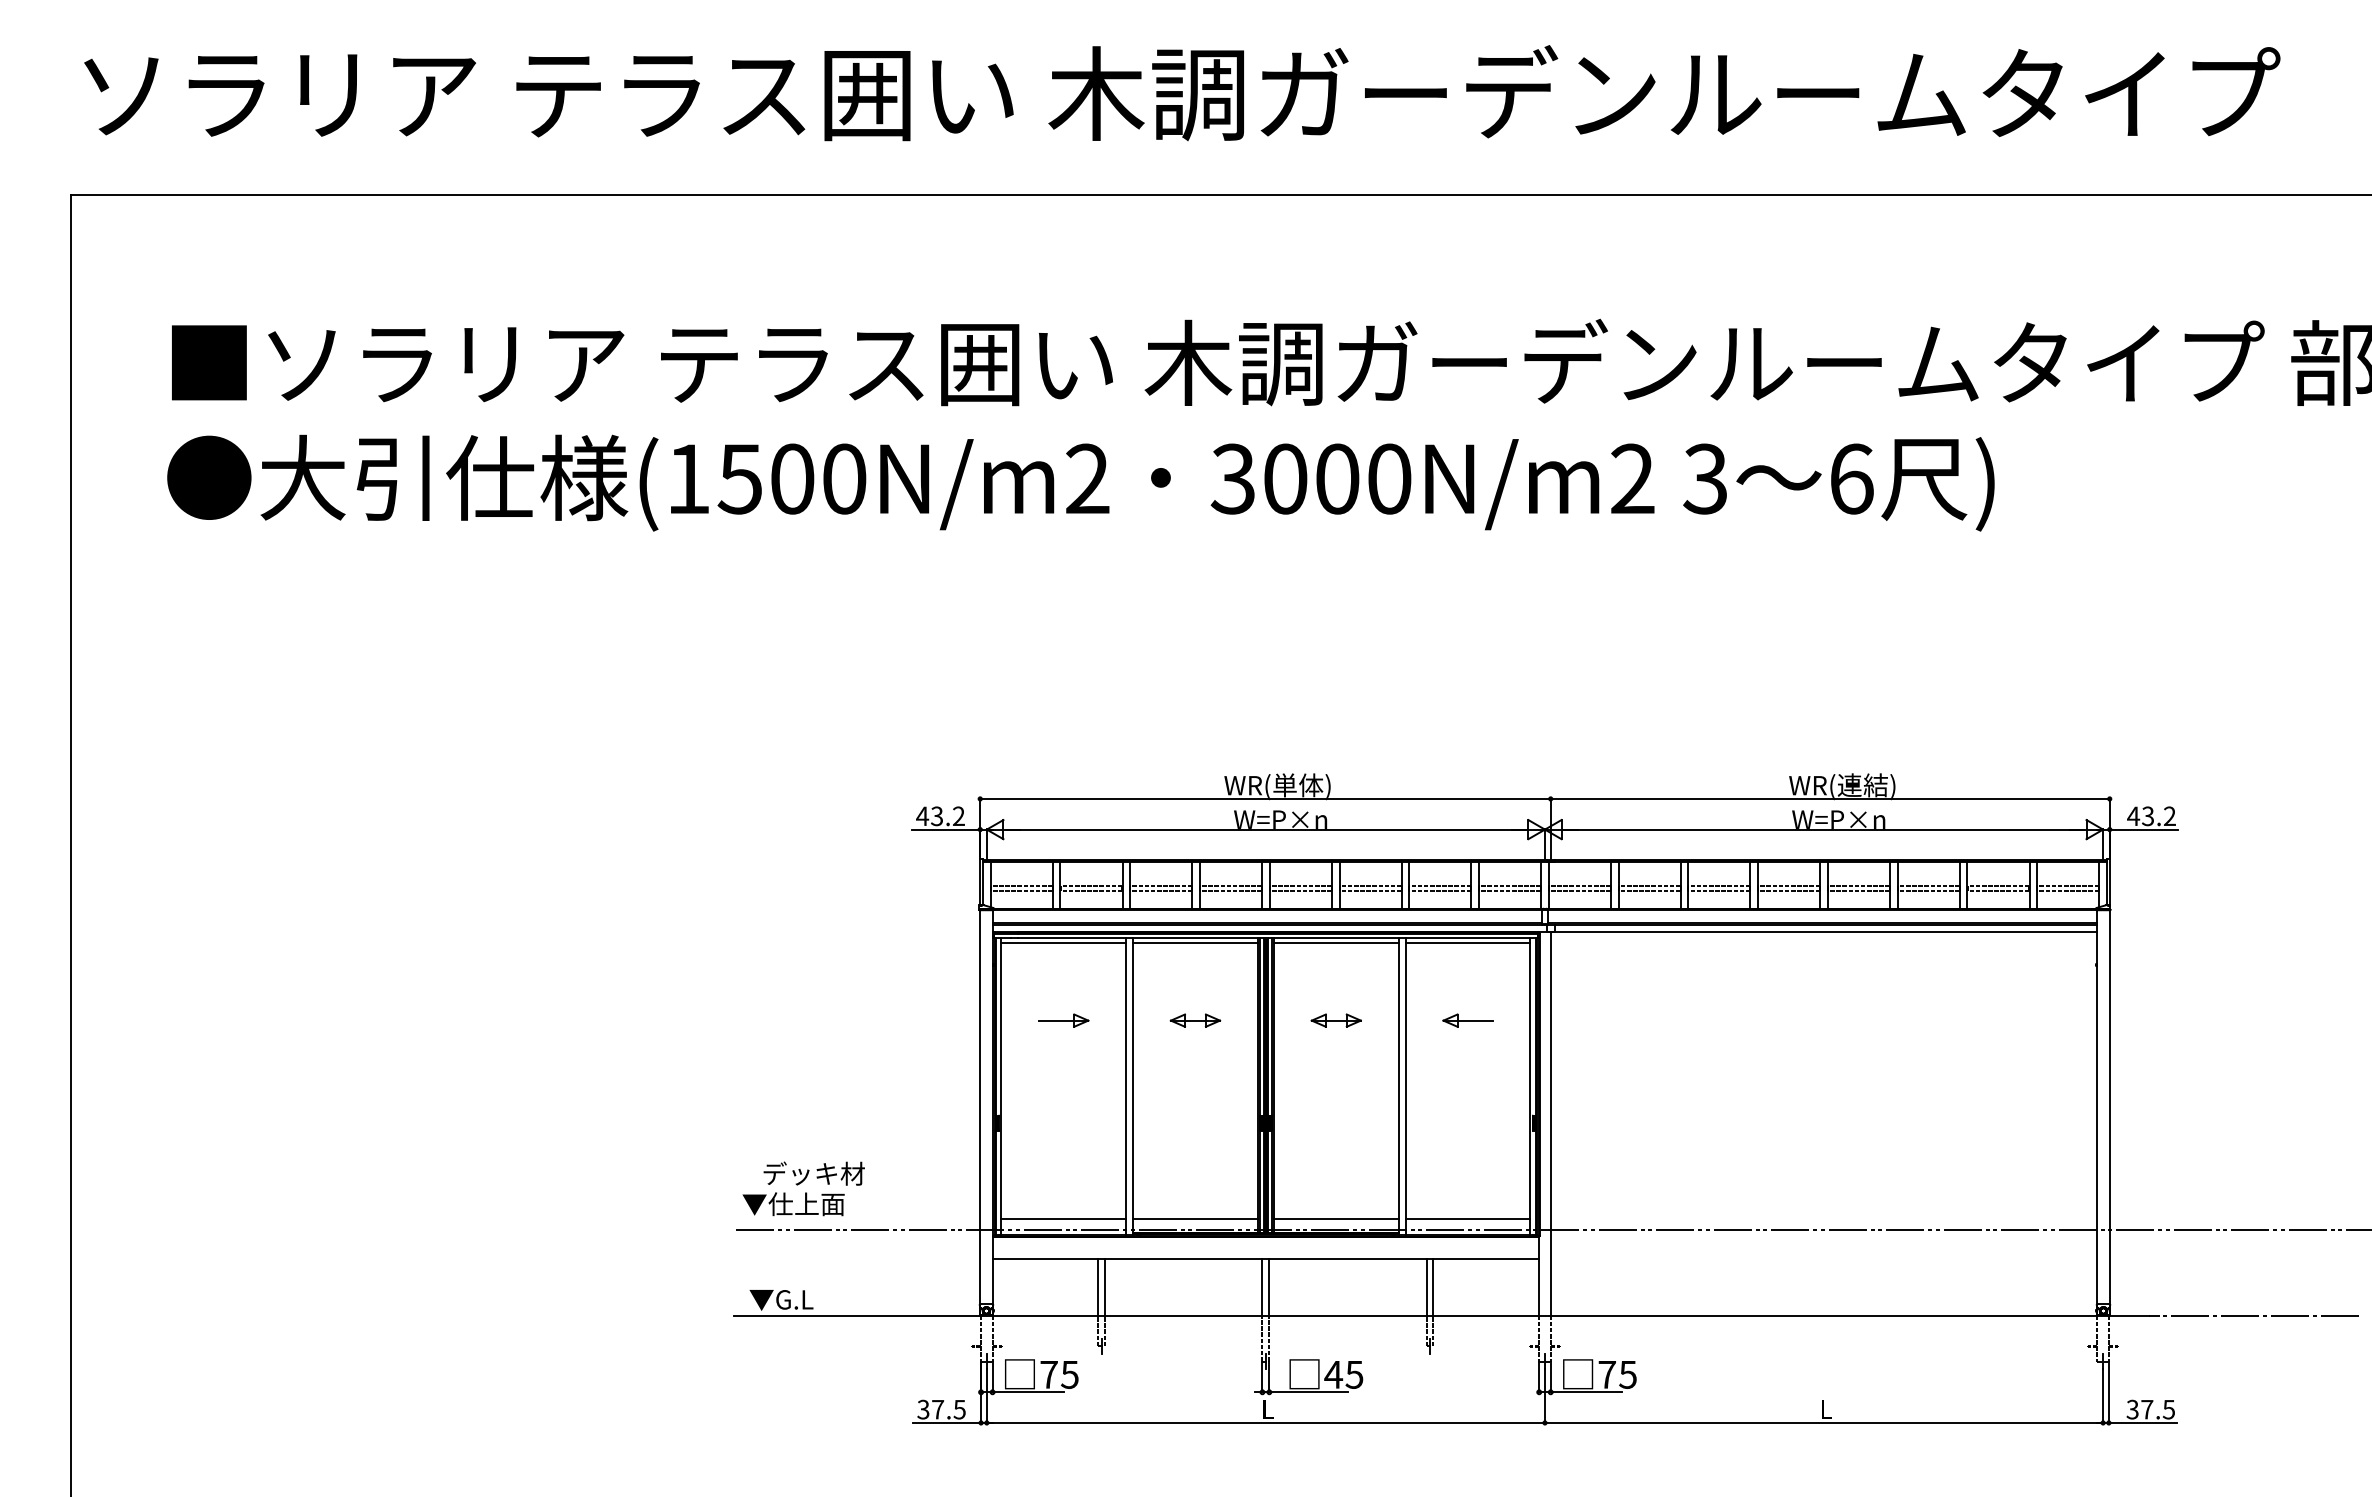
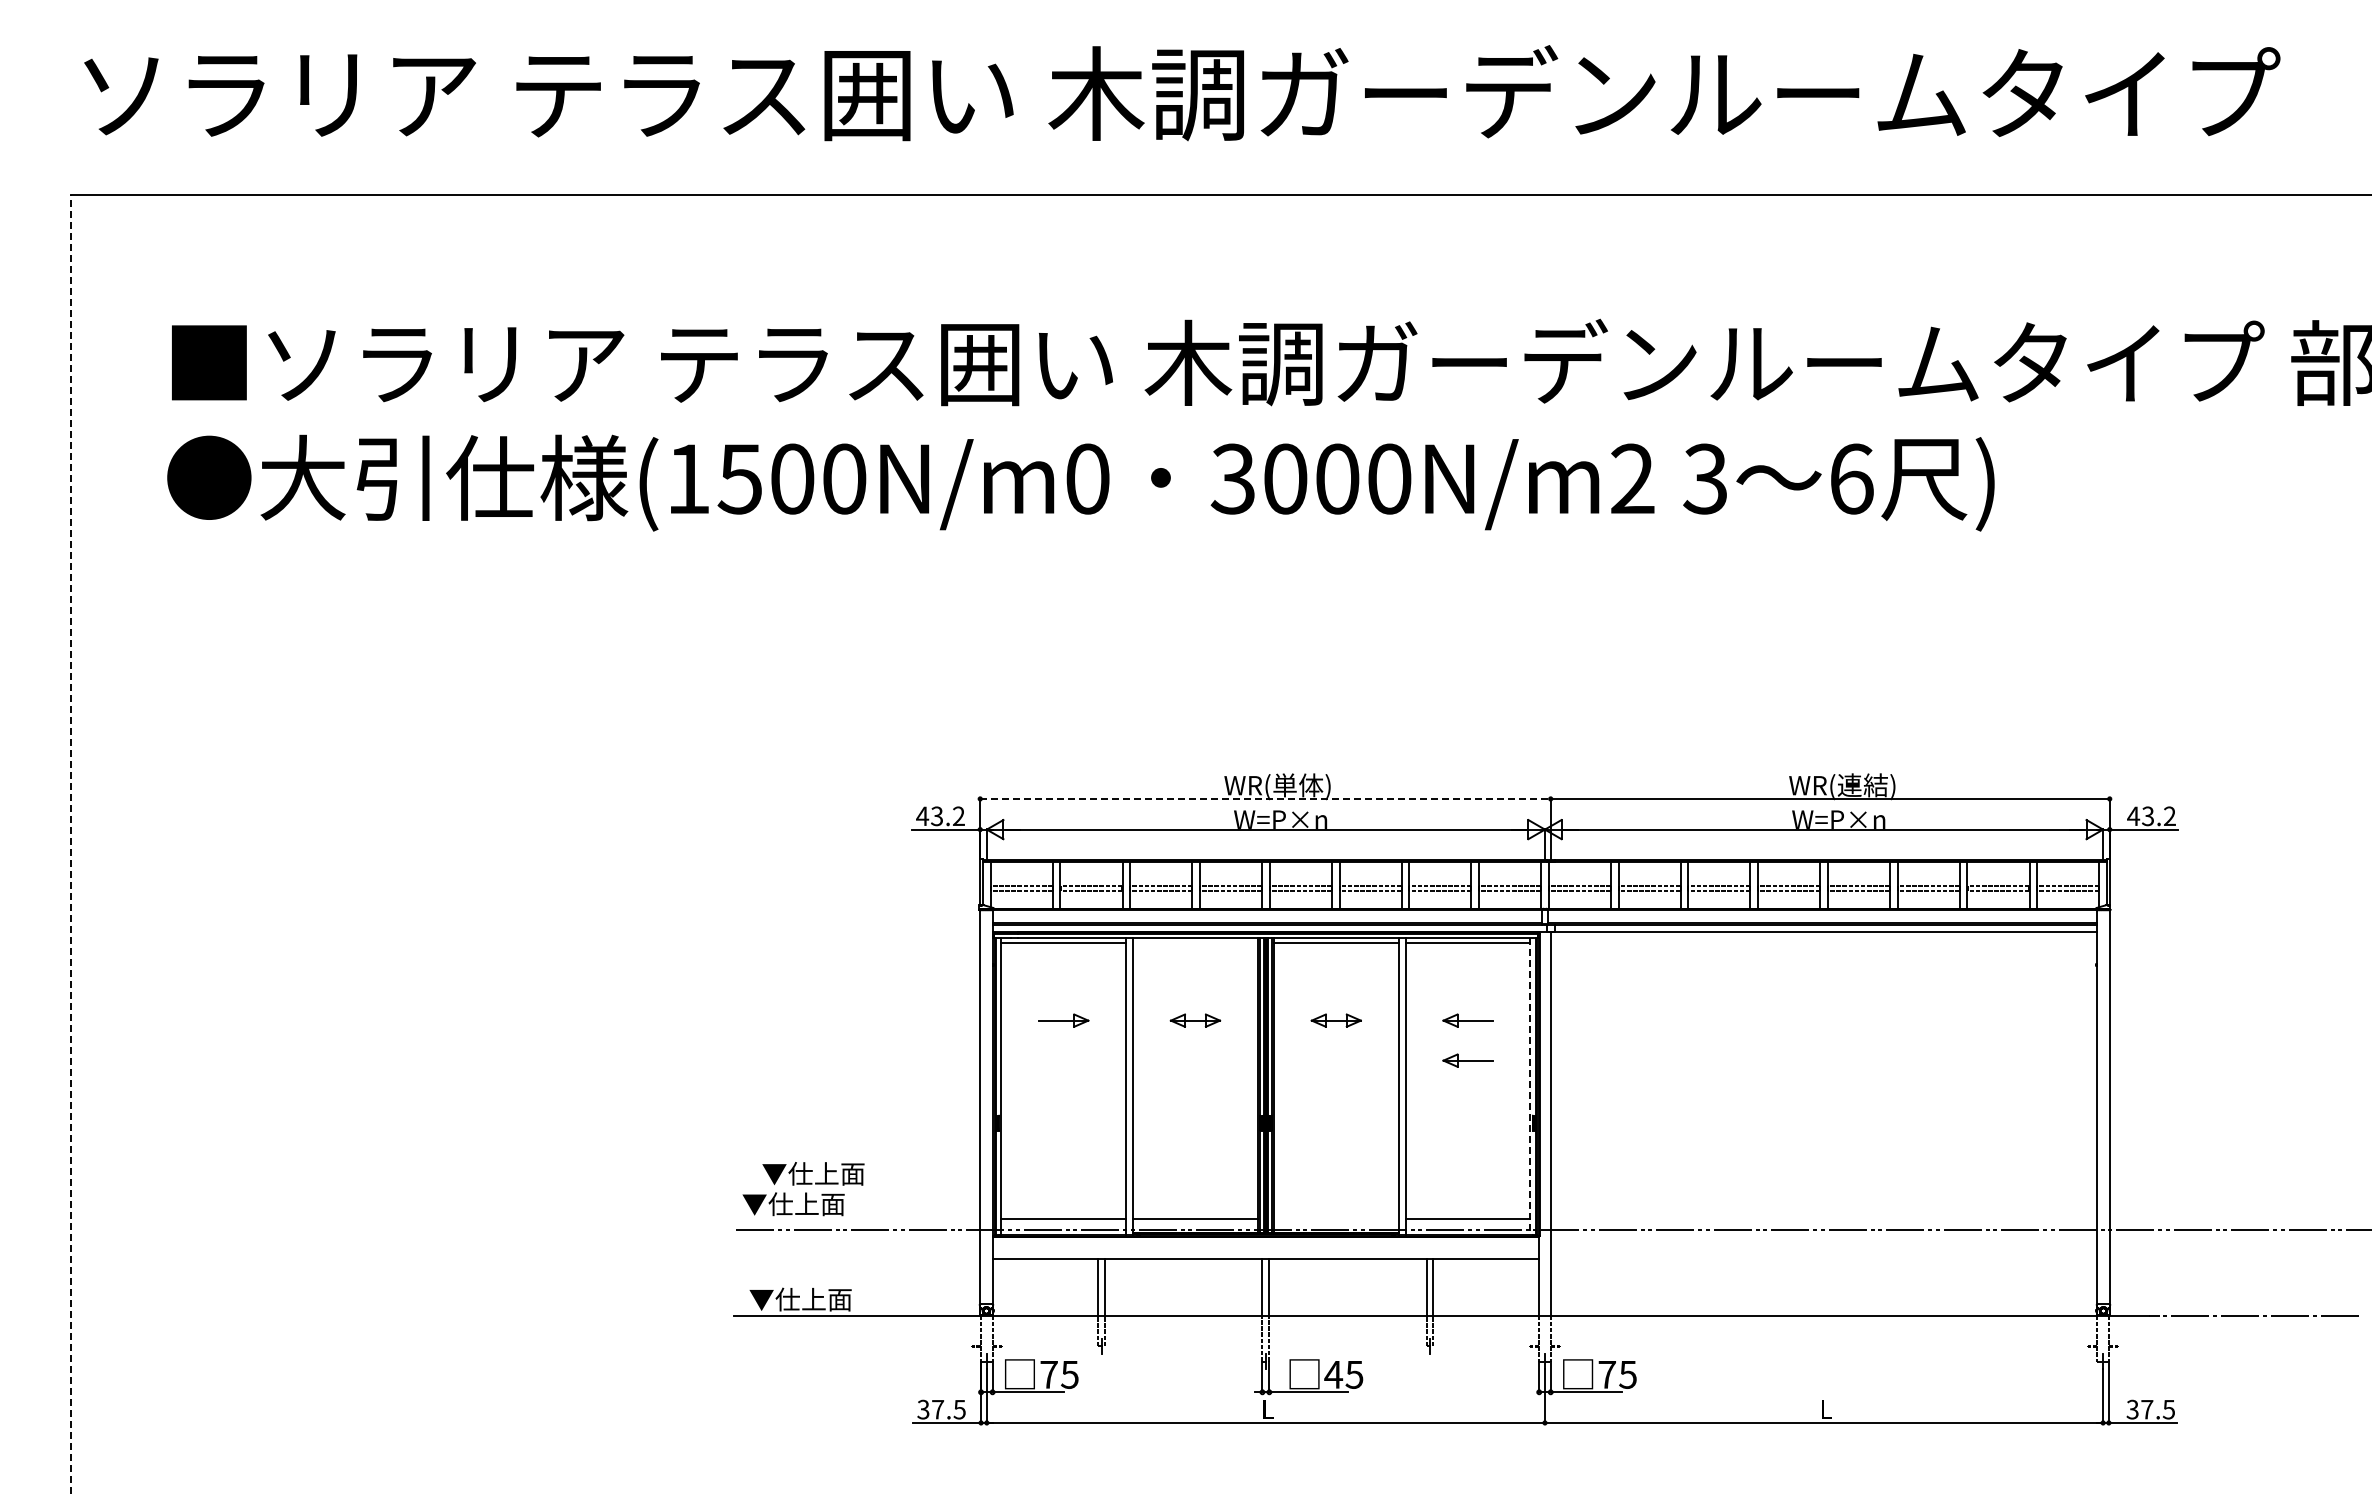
text: (1500N/m2 -> (1500N/m0 (1087, 478)
line: solid -> dashed (1265, 798)
line: solid -> dashed (71, 845)
line: present -> none (1195, 943)
part: none -> present (1467, 1060)
line: solid -> dashed (1530, 1086)
text: デッキ材 -> ▼仕上面 (813, 1173)
line: present -> none (1335, 1218)
text: ▼G.L -> ▼仕上面 (813, 1299)
